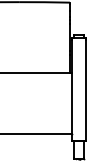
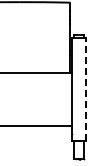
line: solid -> dashed (85, 89)
line position: (37, 133) -> (37, 125) (37, 125)
